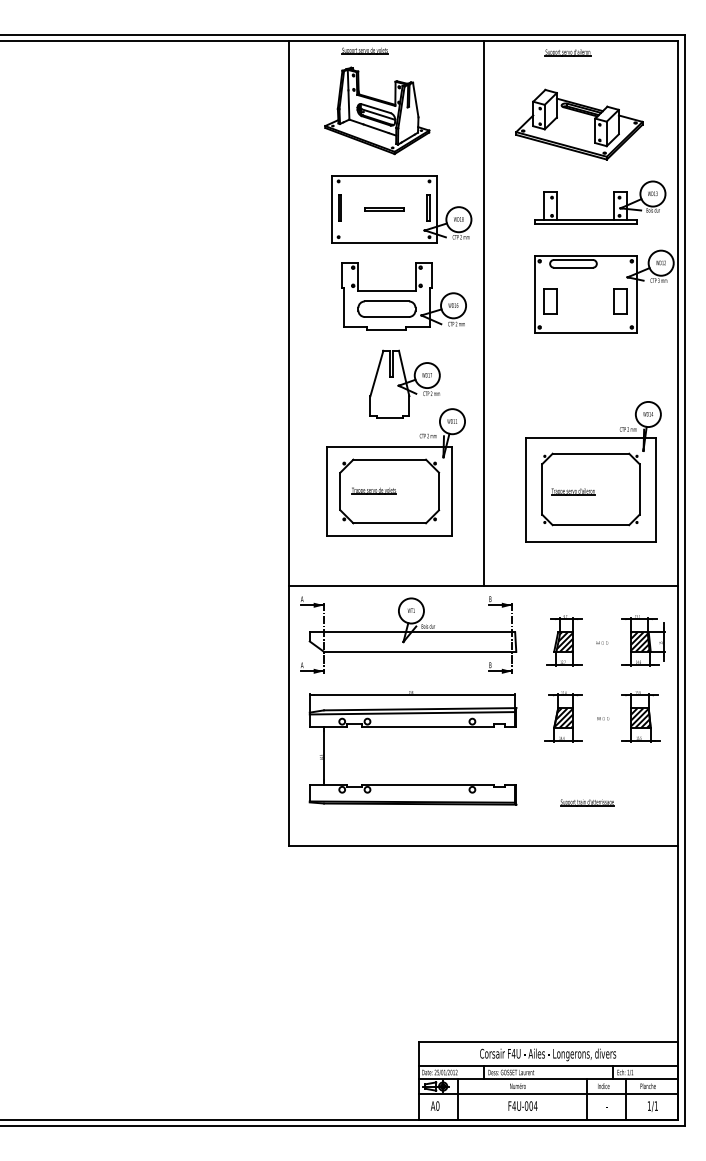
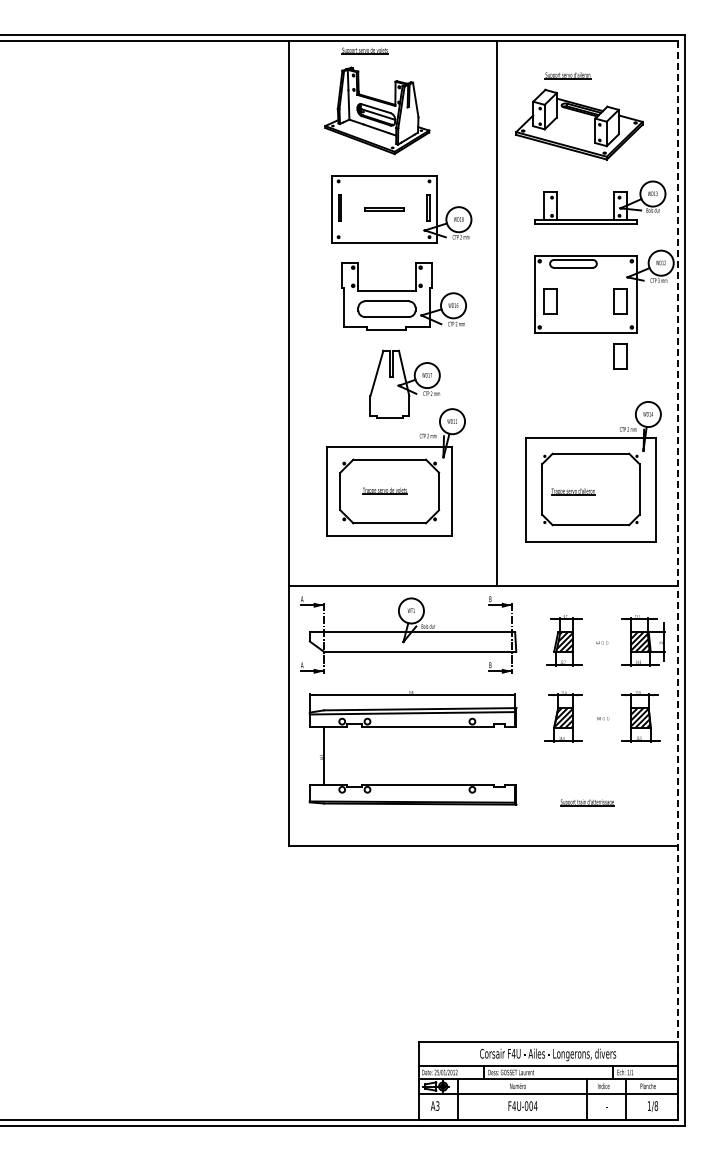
part position: (567, 52) -> (567, 75) (567, 75)
line position: (483, 313) -> (496, 313) (496, 313)
part: none -> present (620, 356)
part position: (373, 490) -> (384, 490) (384, 490)
line: solid -> dashed (678, 580)
text: A0 -> A3 (437, 1105)
text: 1/1 -> 1/8 (656, 1105)
